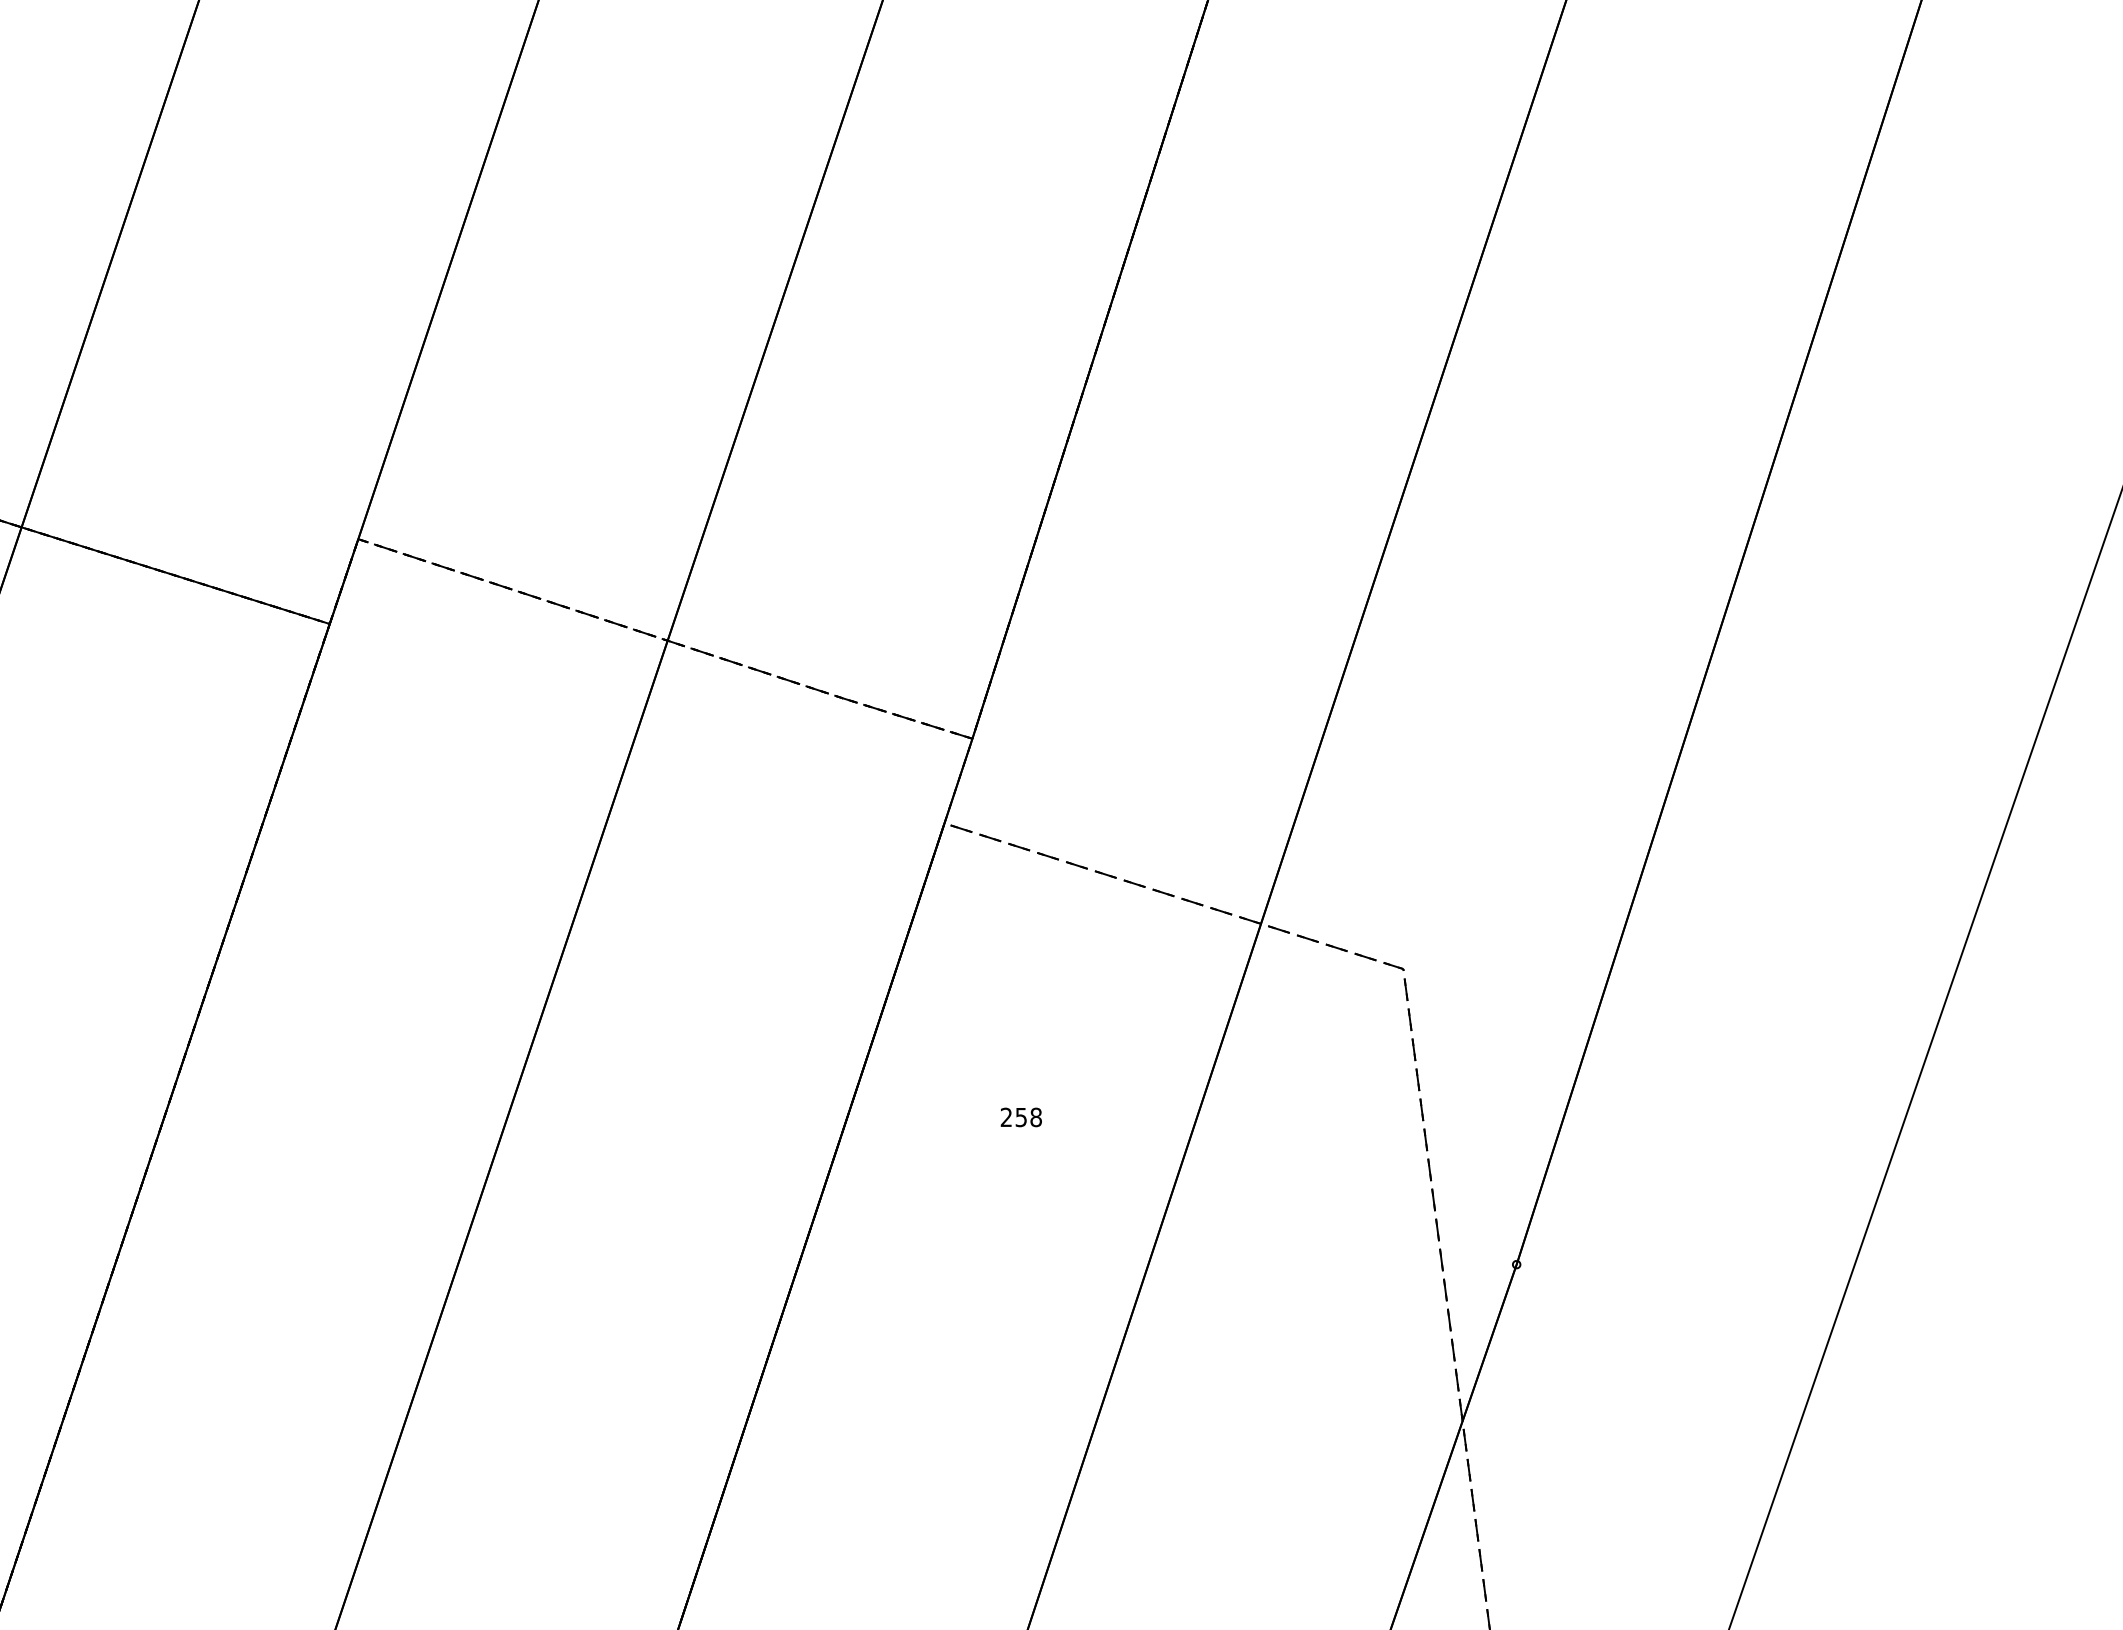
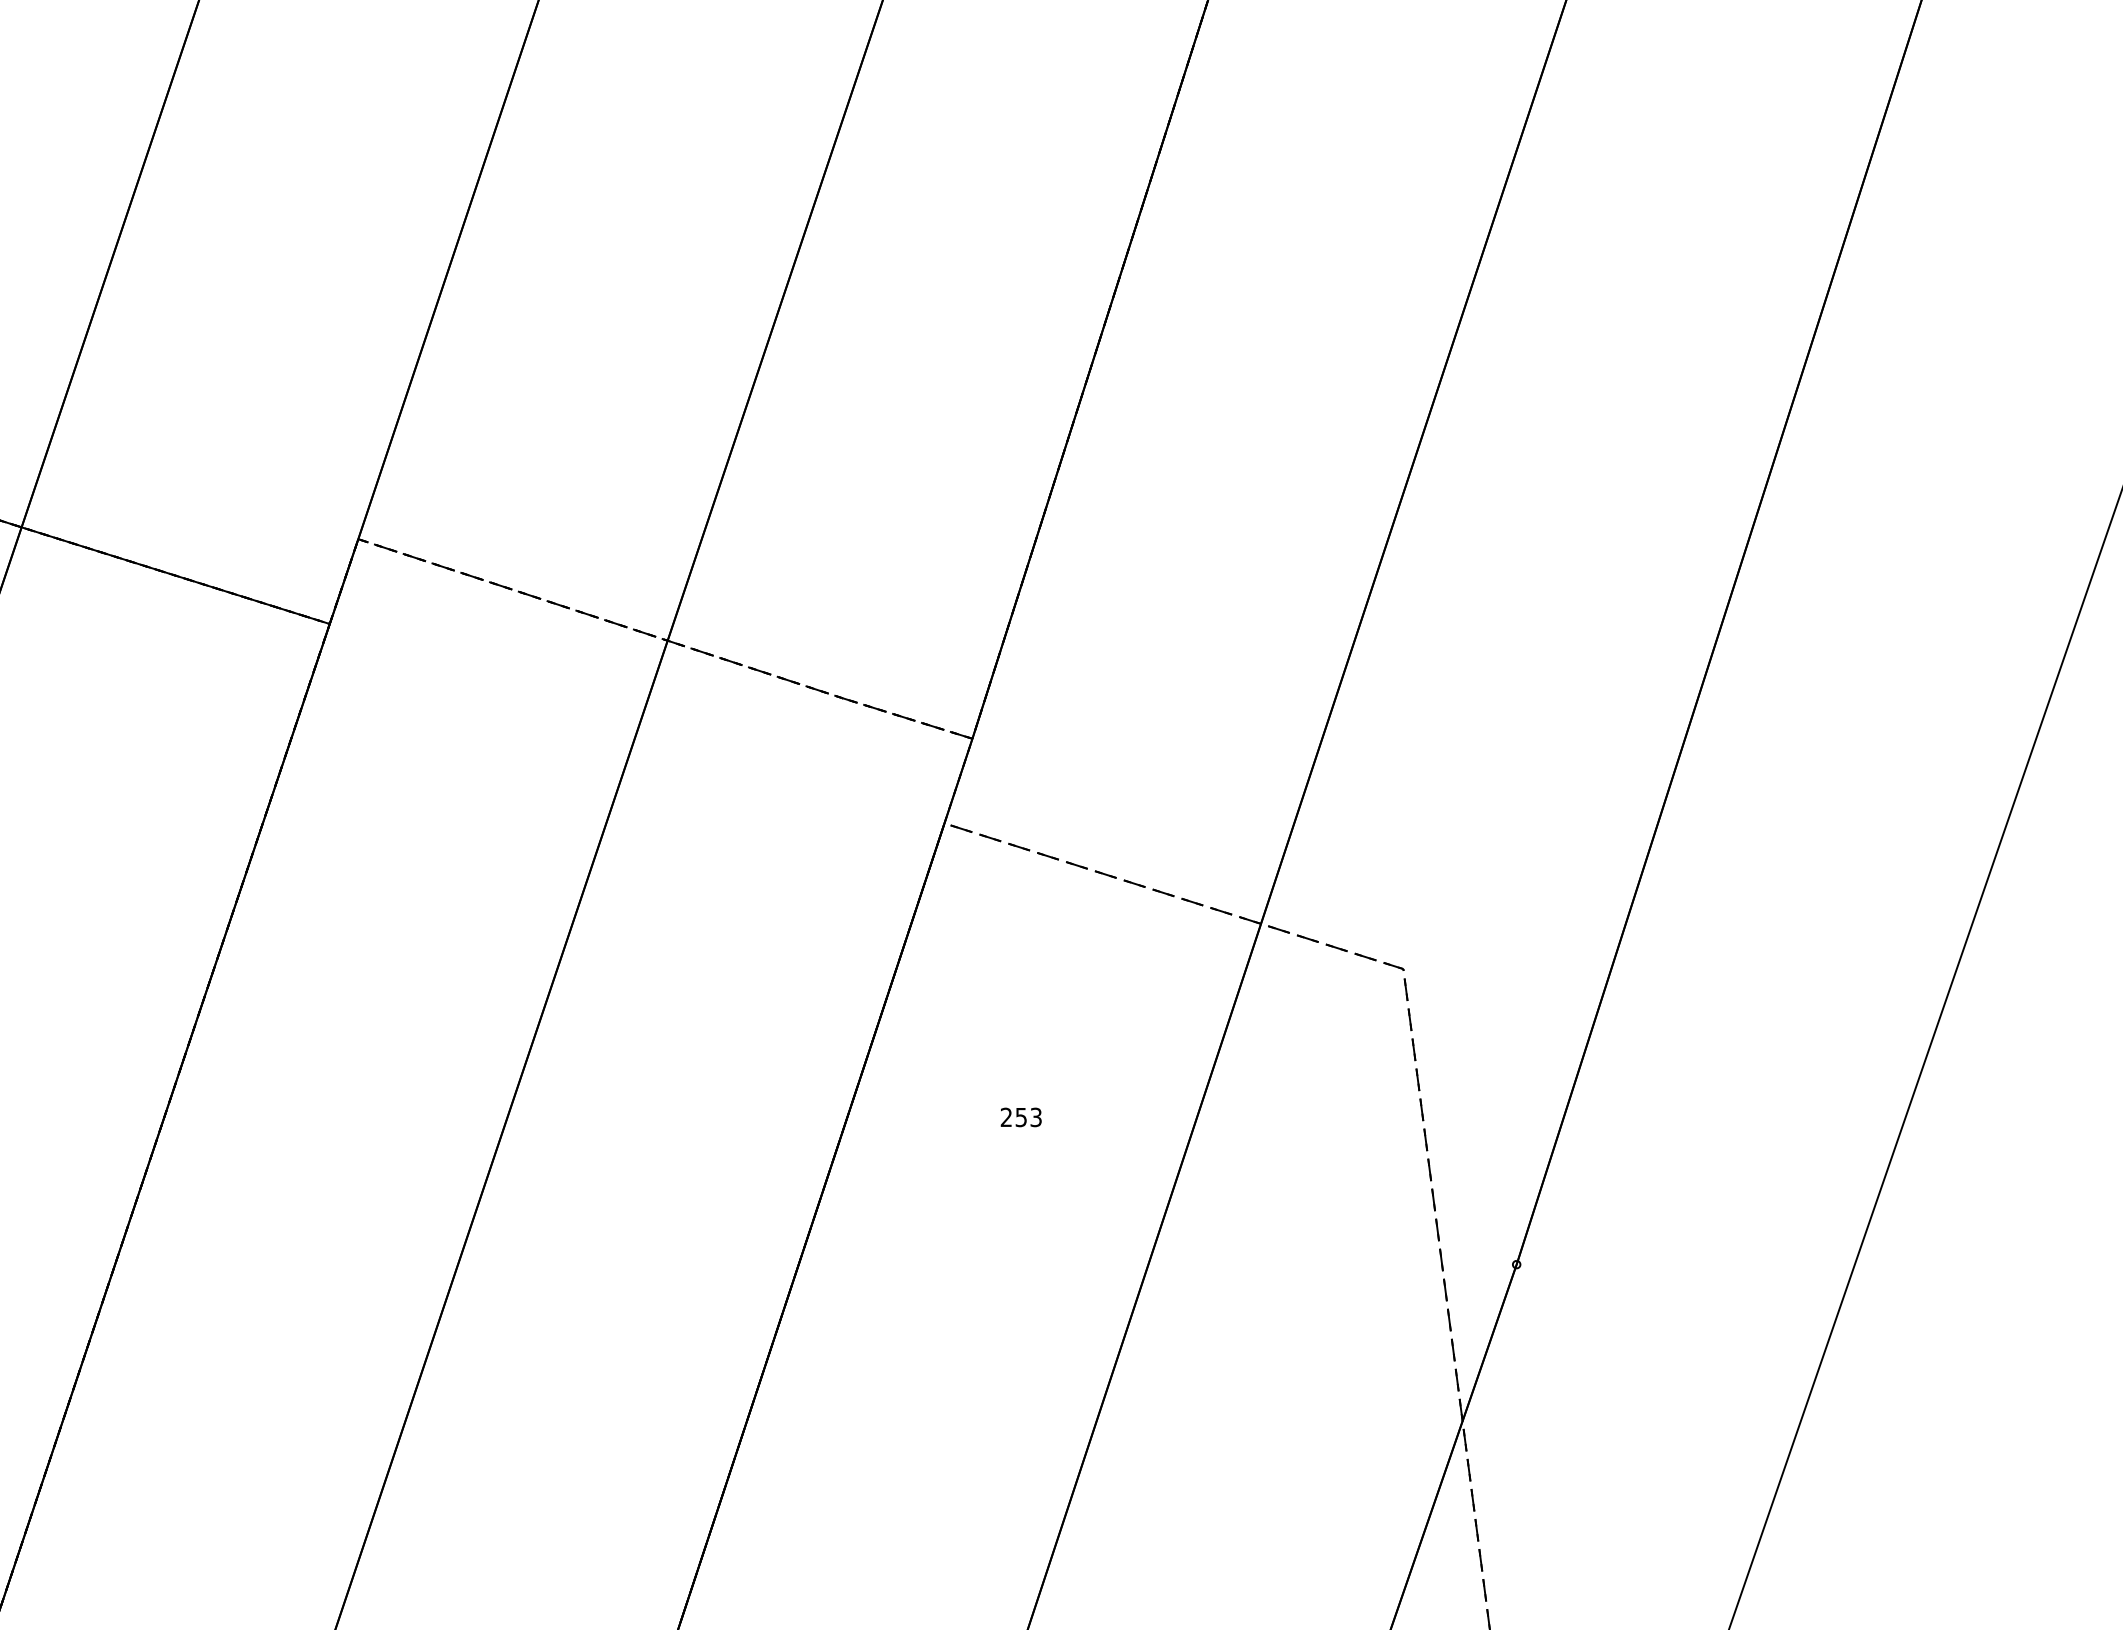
text: 258 -> 253 (1035, 1117)
